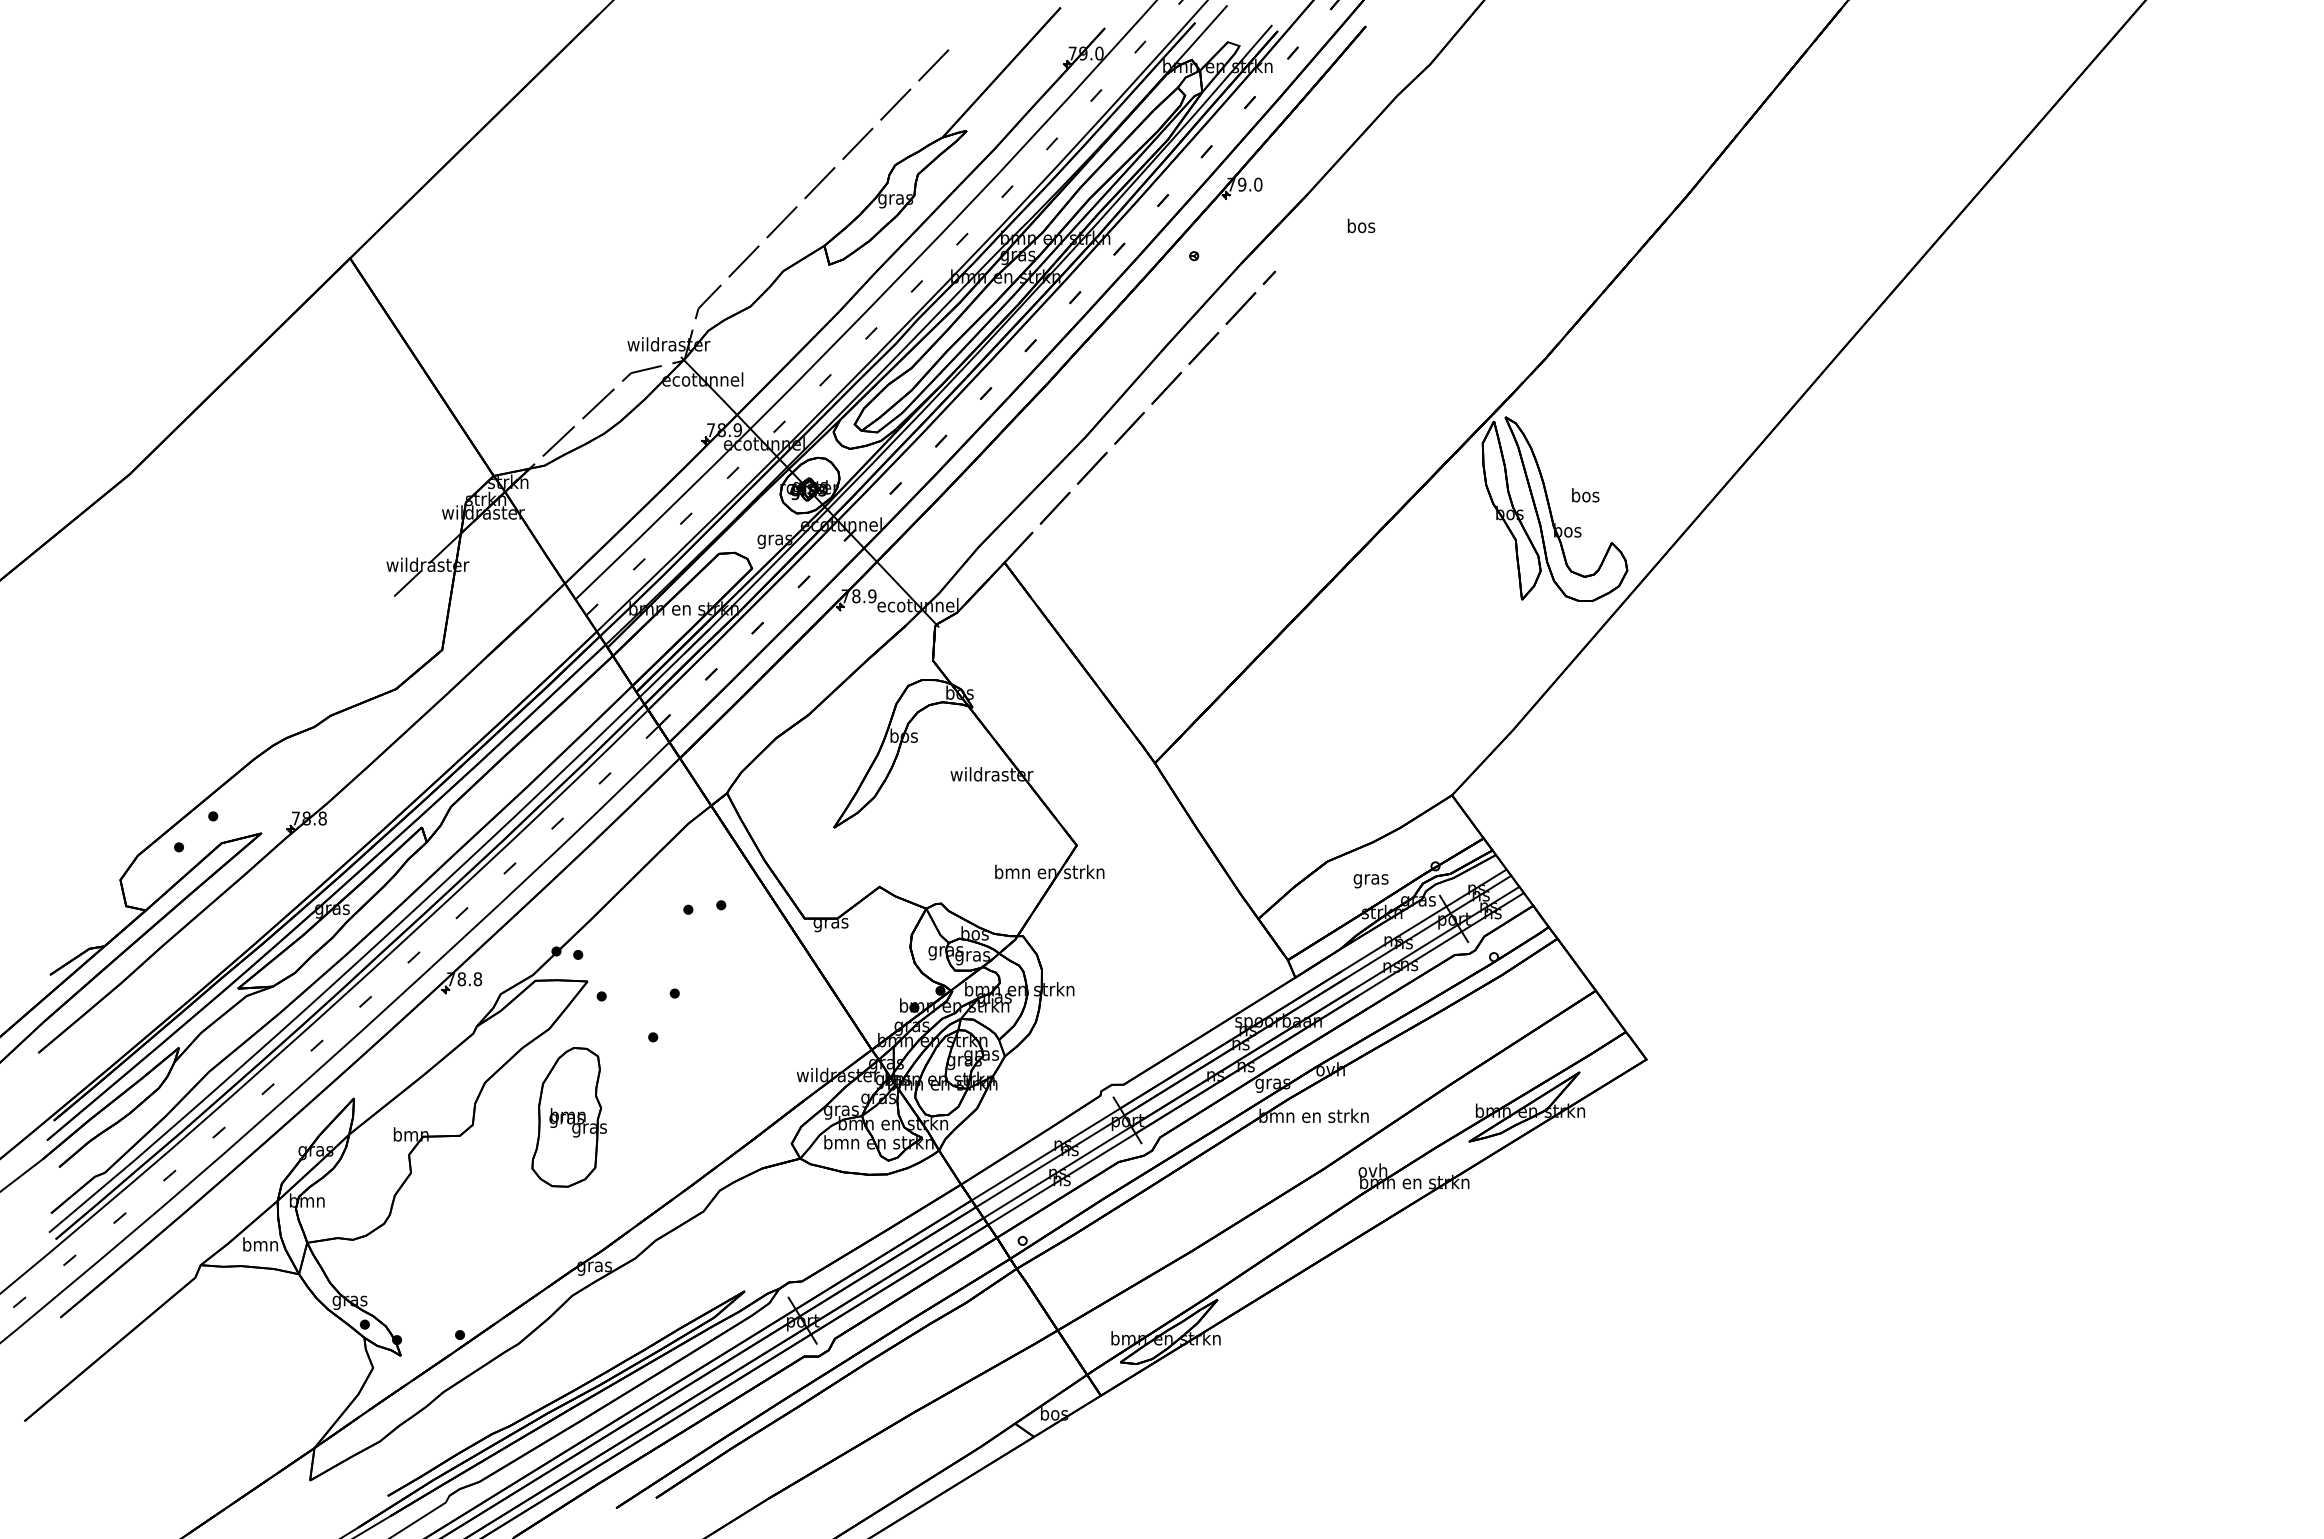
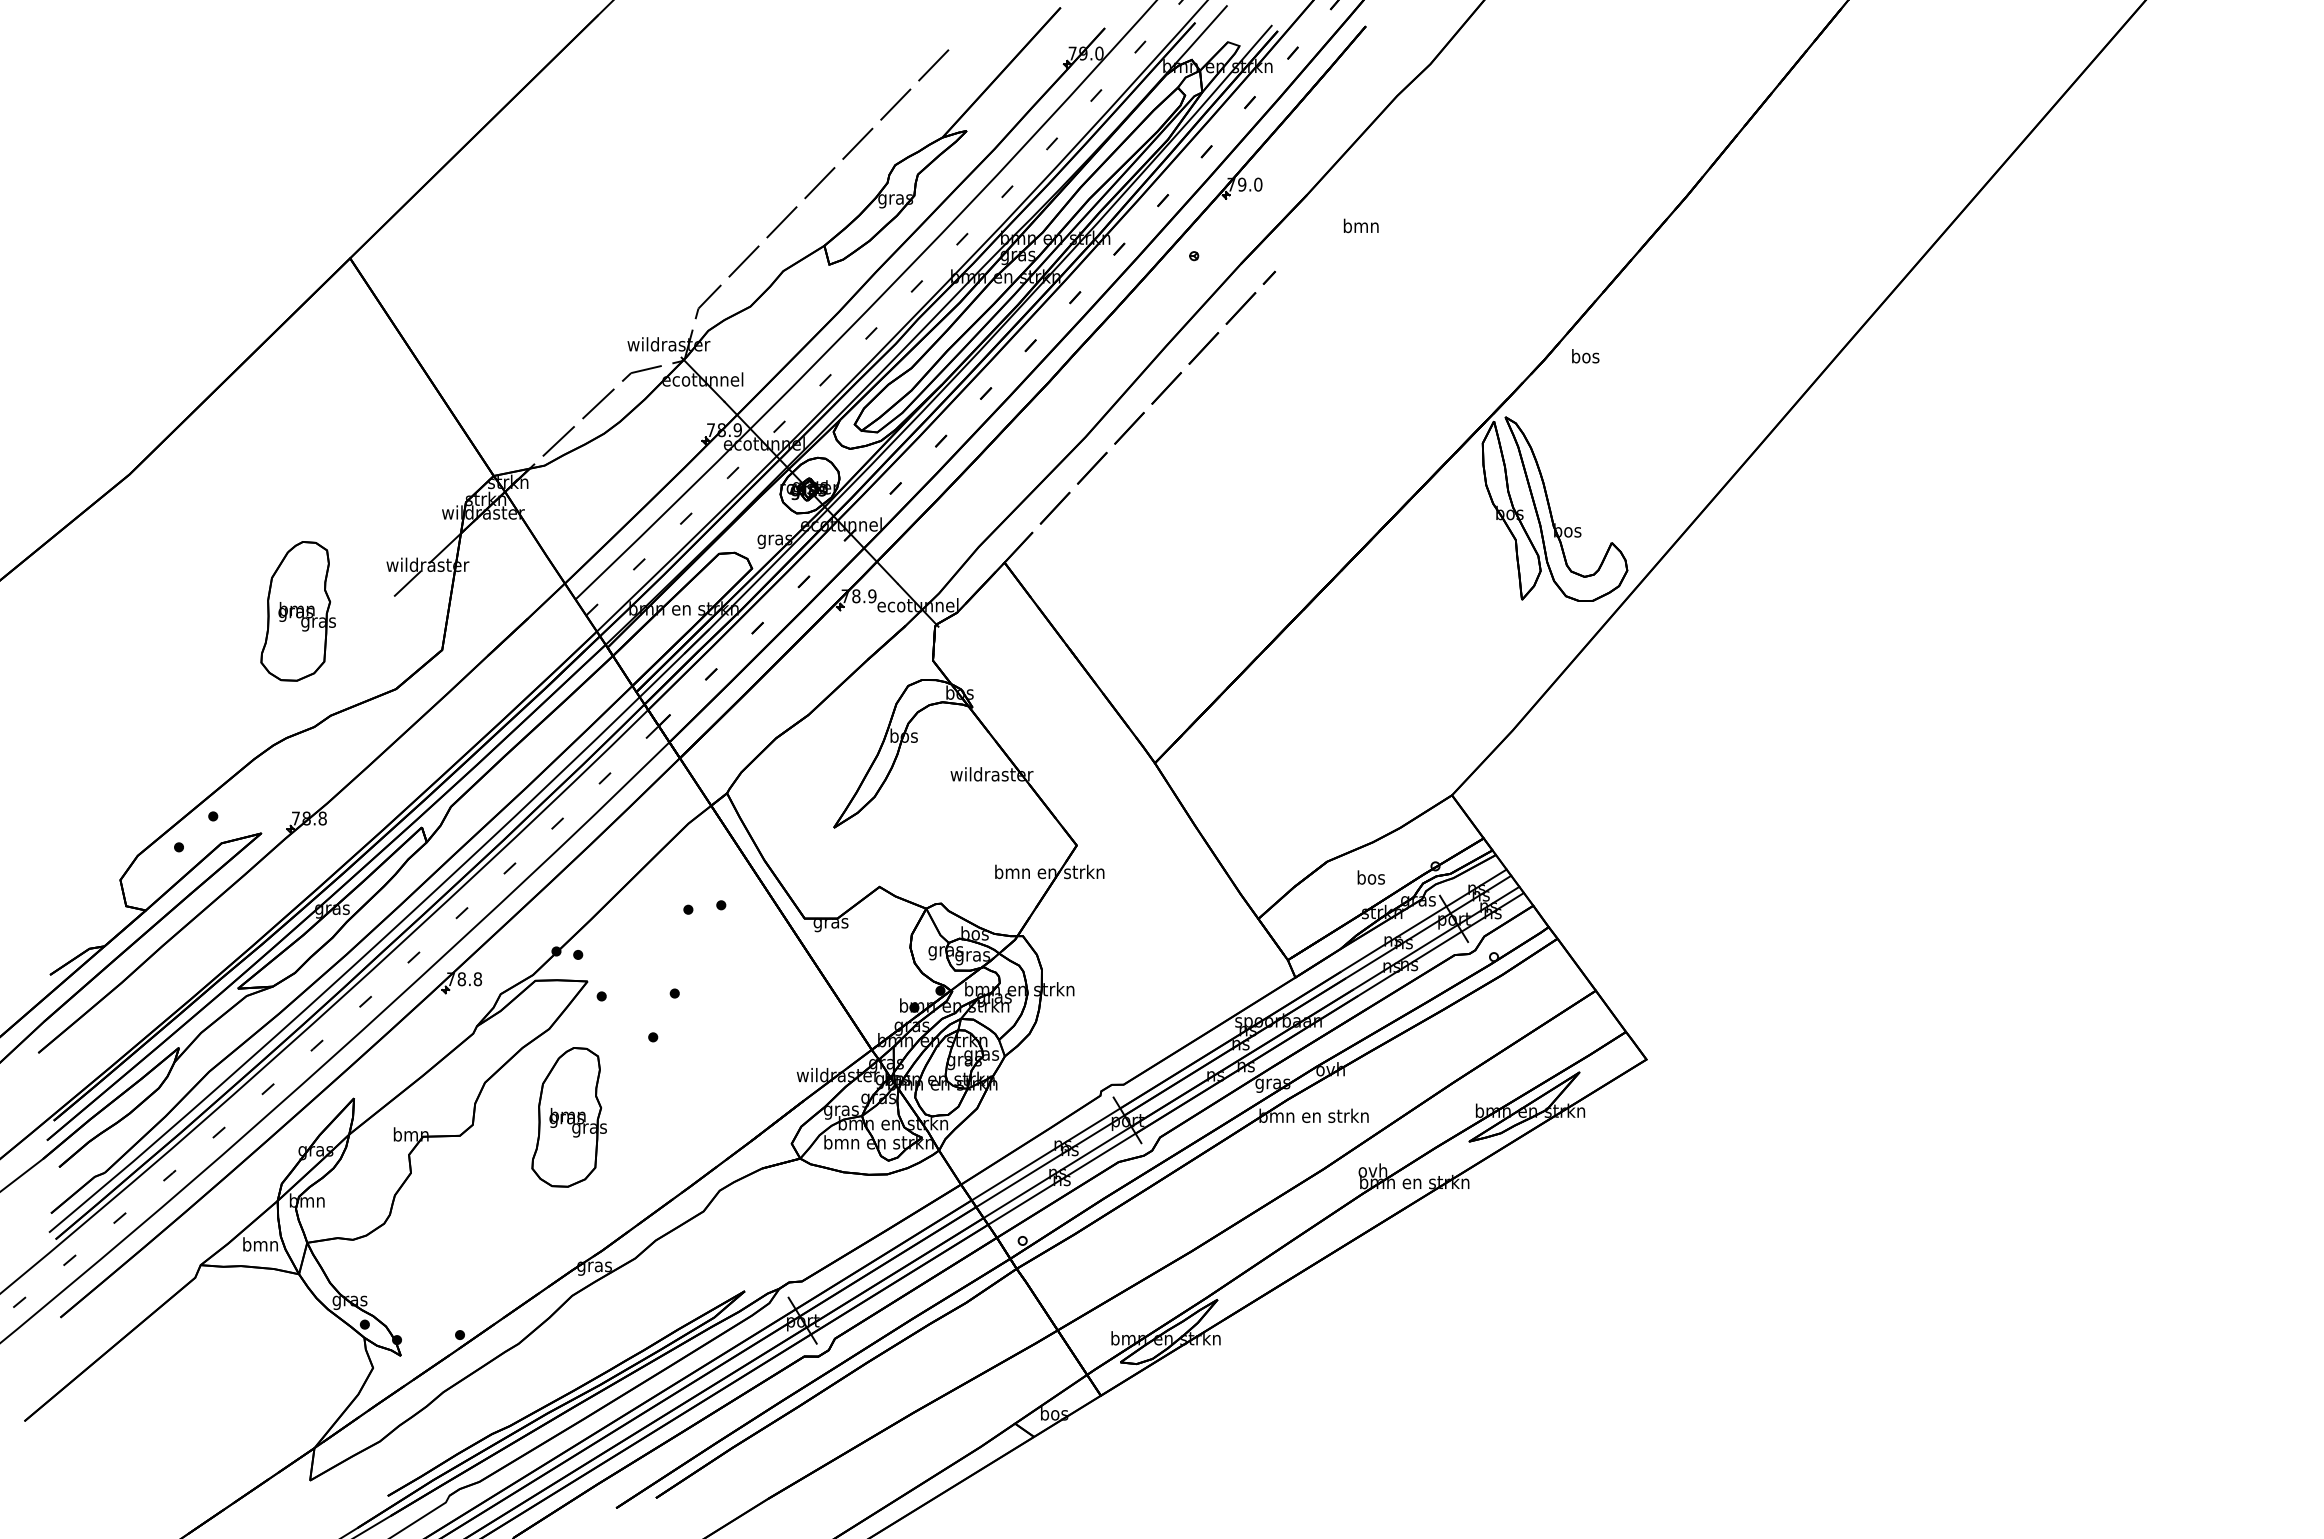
text: bos -> bmn (1360, 225)
text position: (1585, 495) -> (1585, 356) (1585, 356)
part: none -> present (297, 611)
text: gras -> bos (1370, 879)
